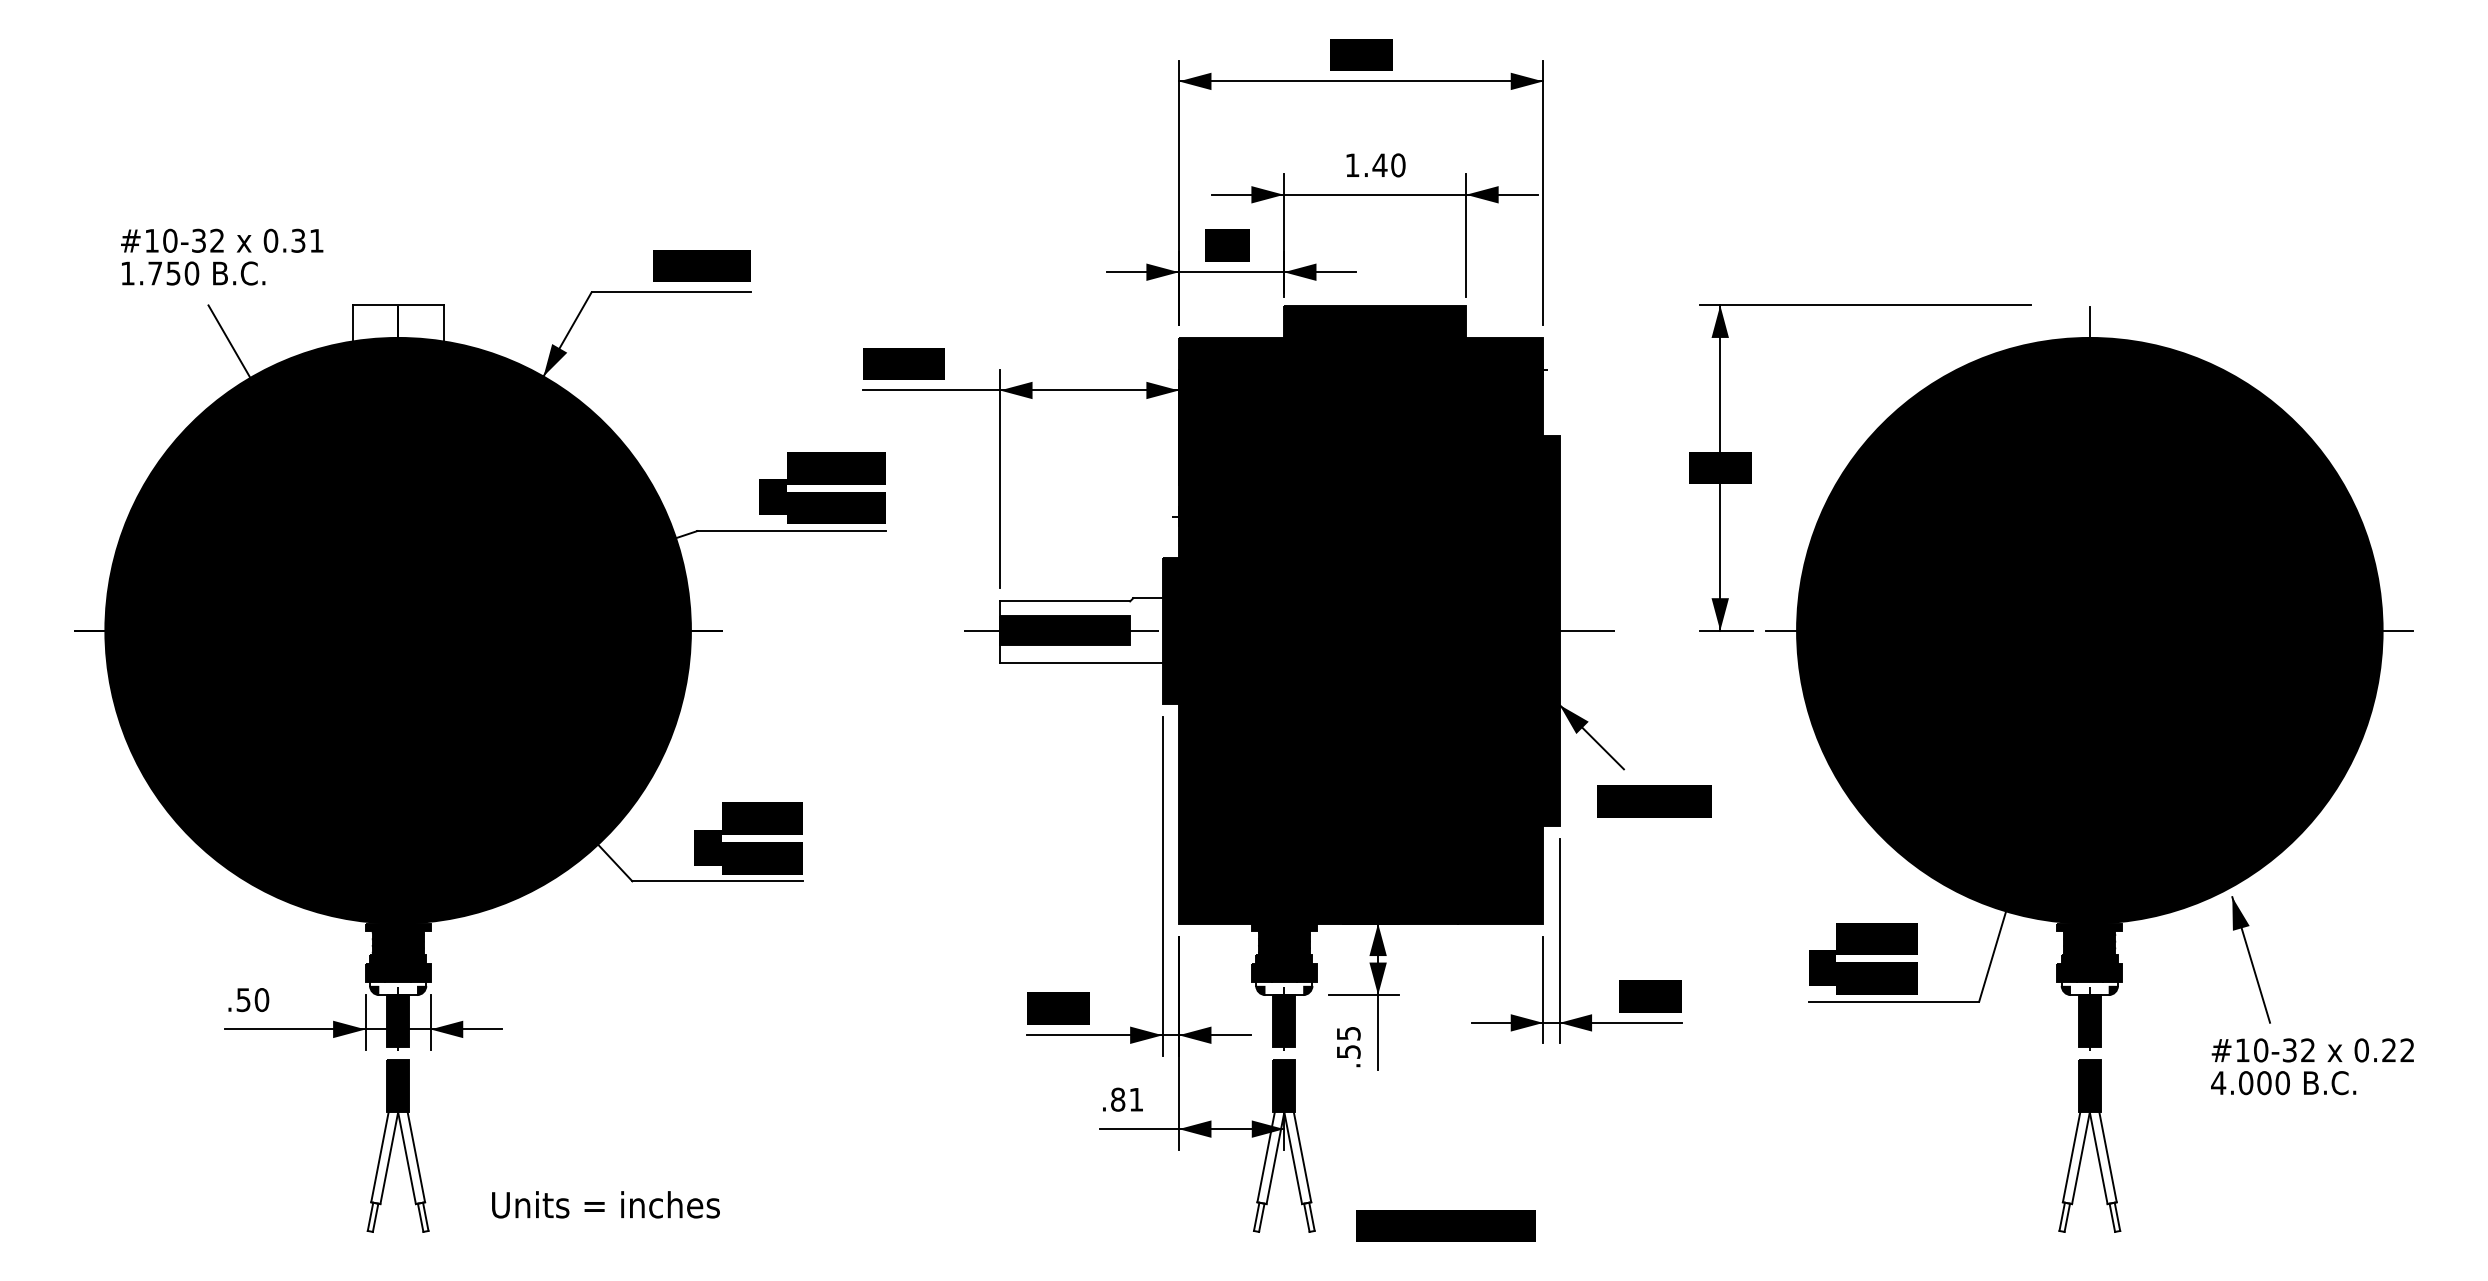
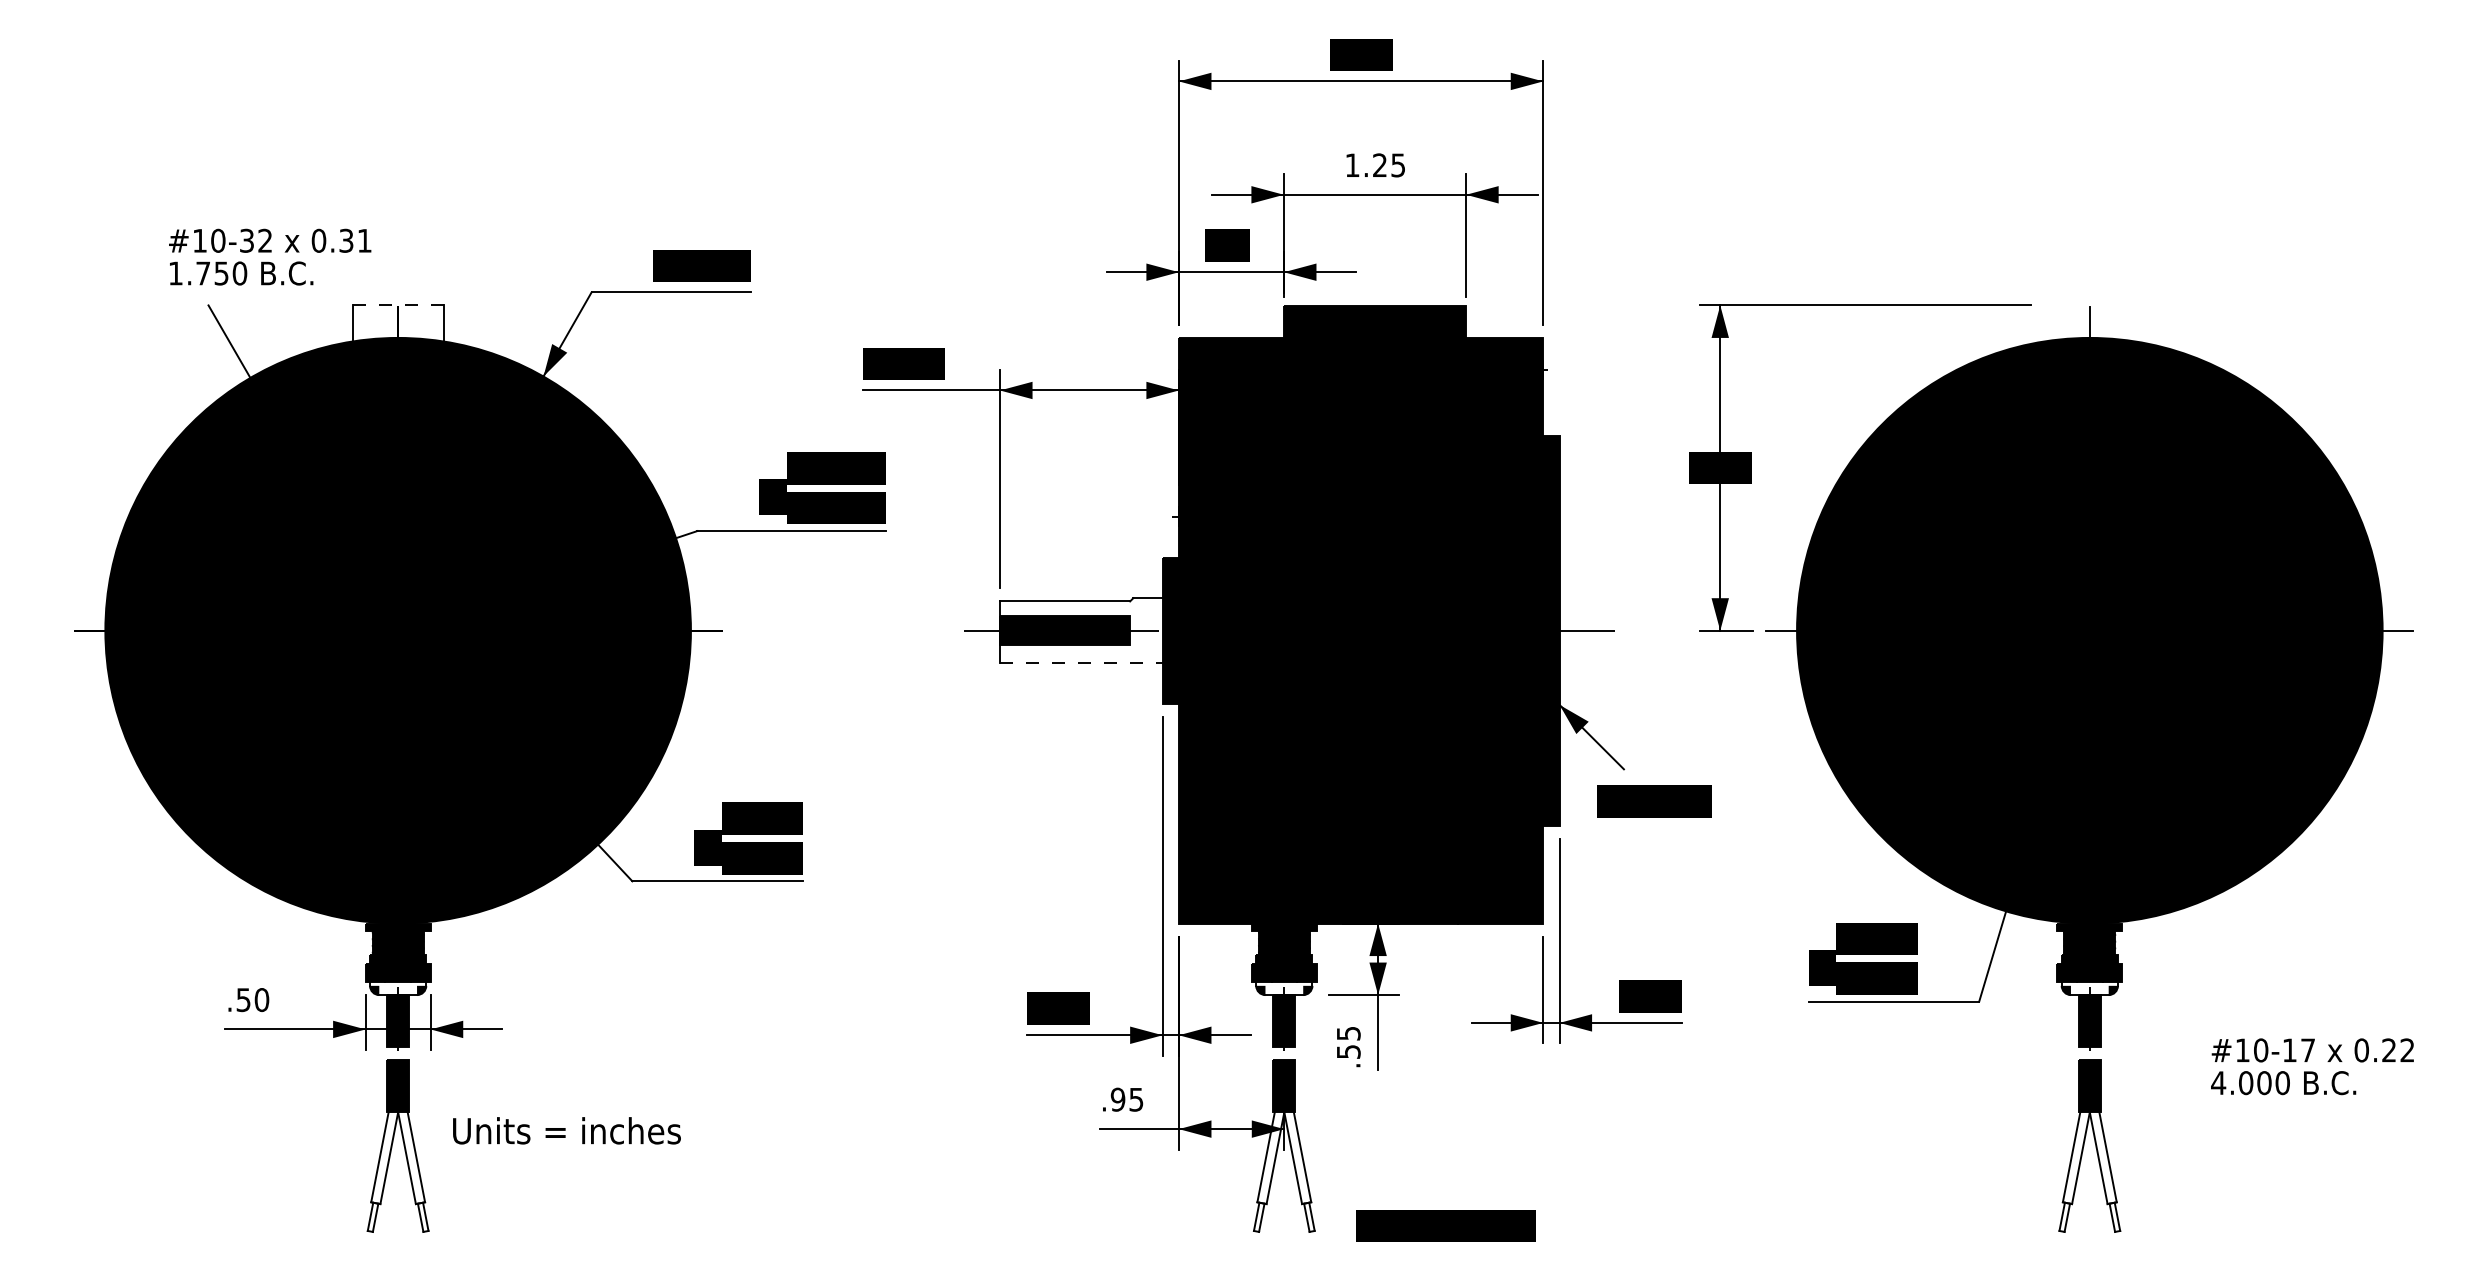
text: 1.40 -> 1.25 (1388, 165)
text position: (222, 256) -> (270, 256) (270, 256)
line: solid -> dashed (398, 305)
line: solid -> dashed (1081, 663)
part: present -> none (2250, 959)
text: #10-32 -> #10-17 (2298, 1050)
text: .81 -> .95 (1126, 1099)
text position: (605, 1204) -> (566, 1130) (566, 1130)
